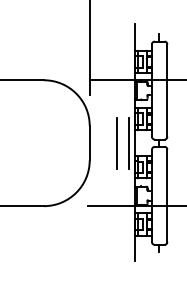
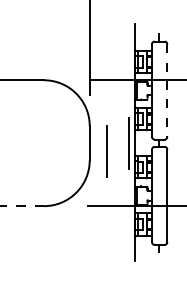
line: solid -> dashed (167, 91)
line position: (116, 143) -> (106, 151) (106, 151)
line: solid -> dashed (22, 206)
